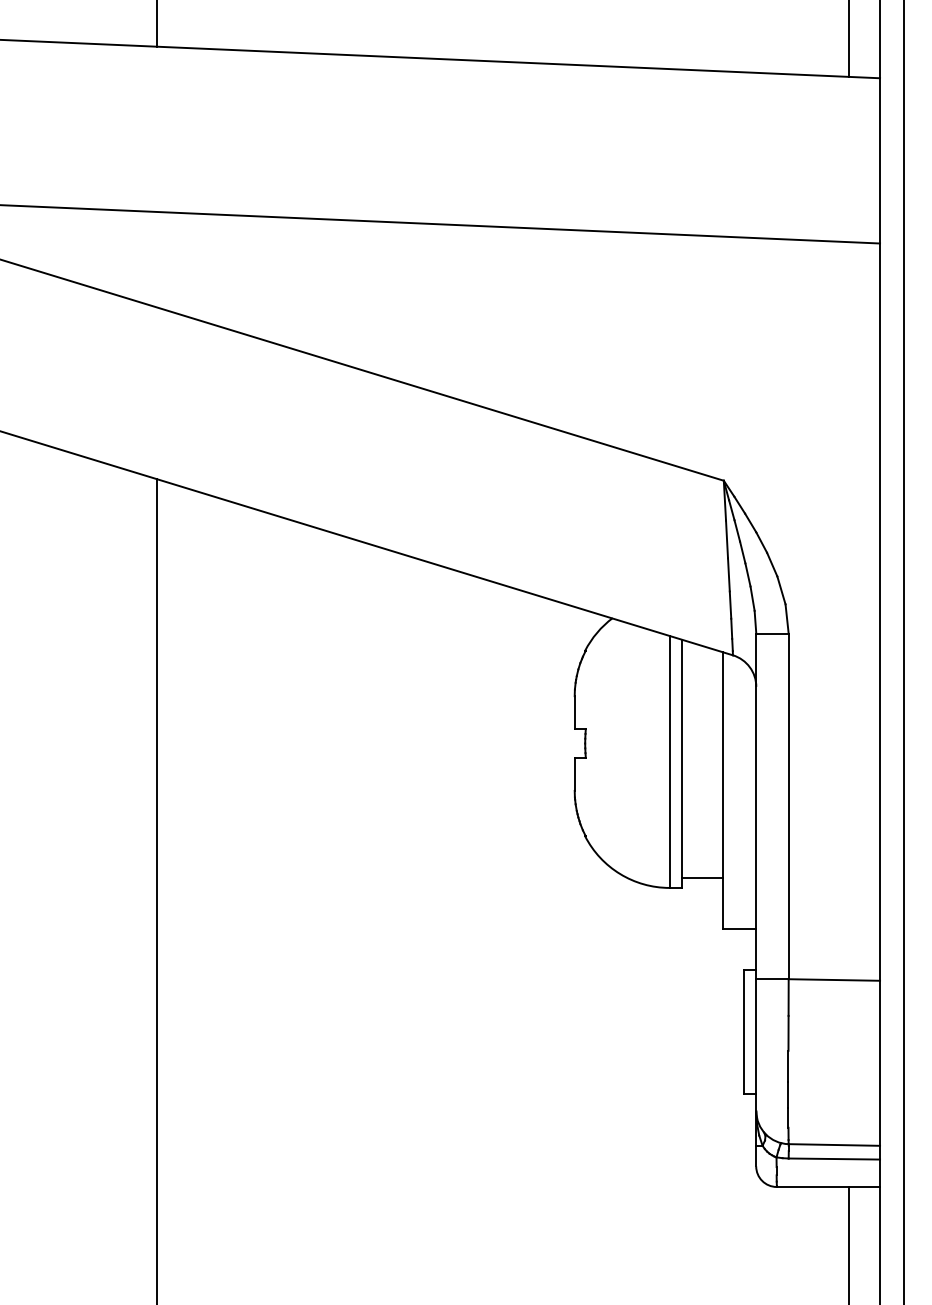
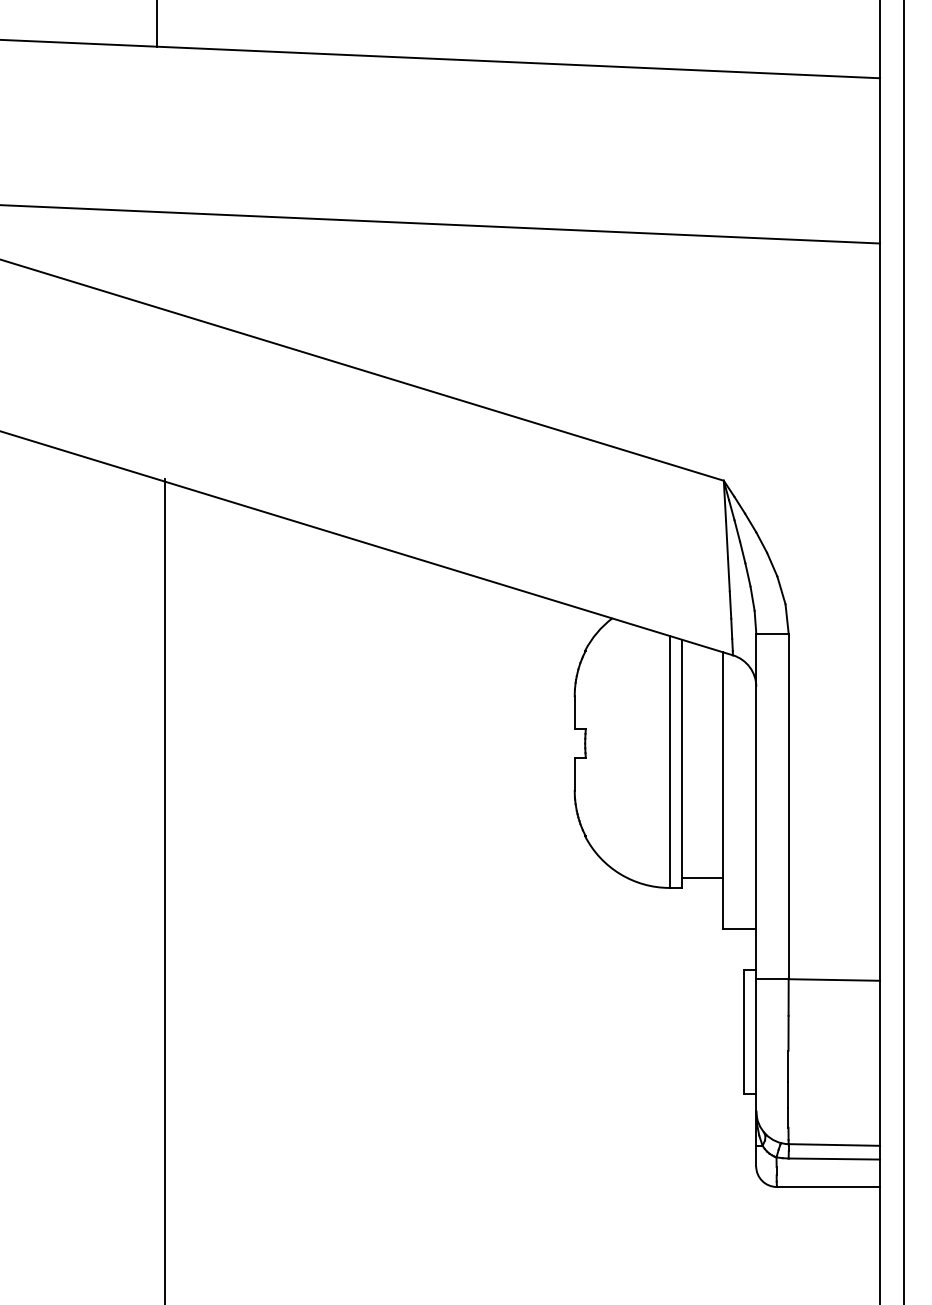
line: present -> none (849, 39)
line position: (156, 890) -> (164, 890) (164, 890)
line: present -> none (849, 1244)
